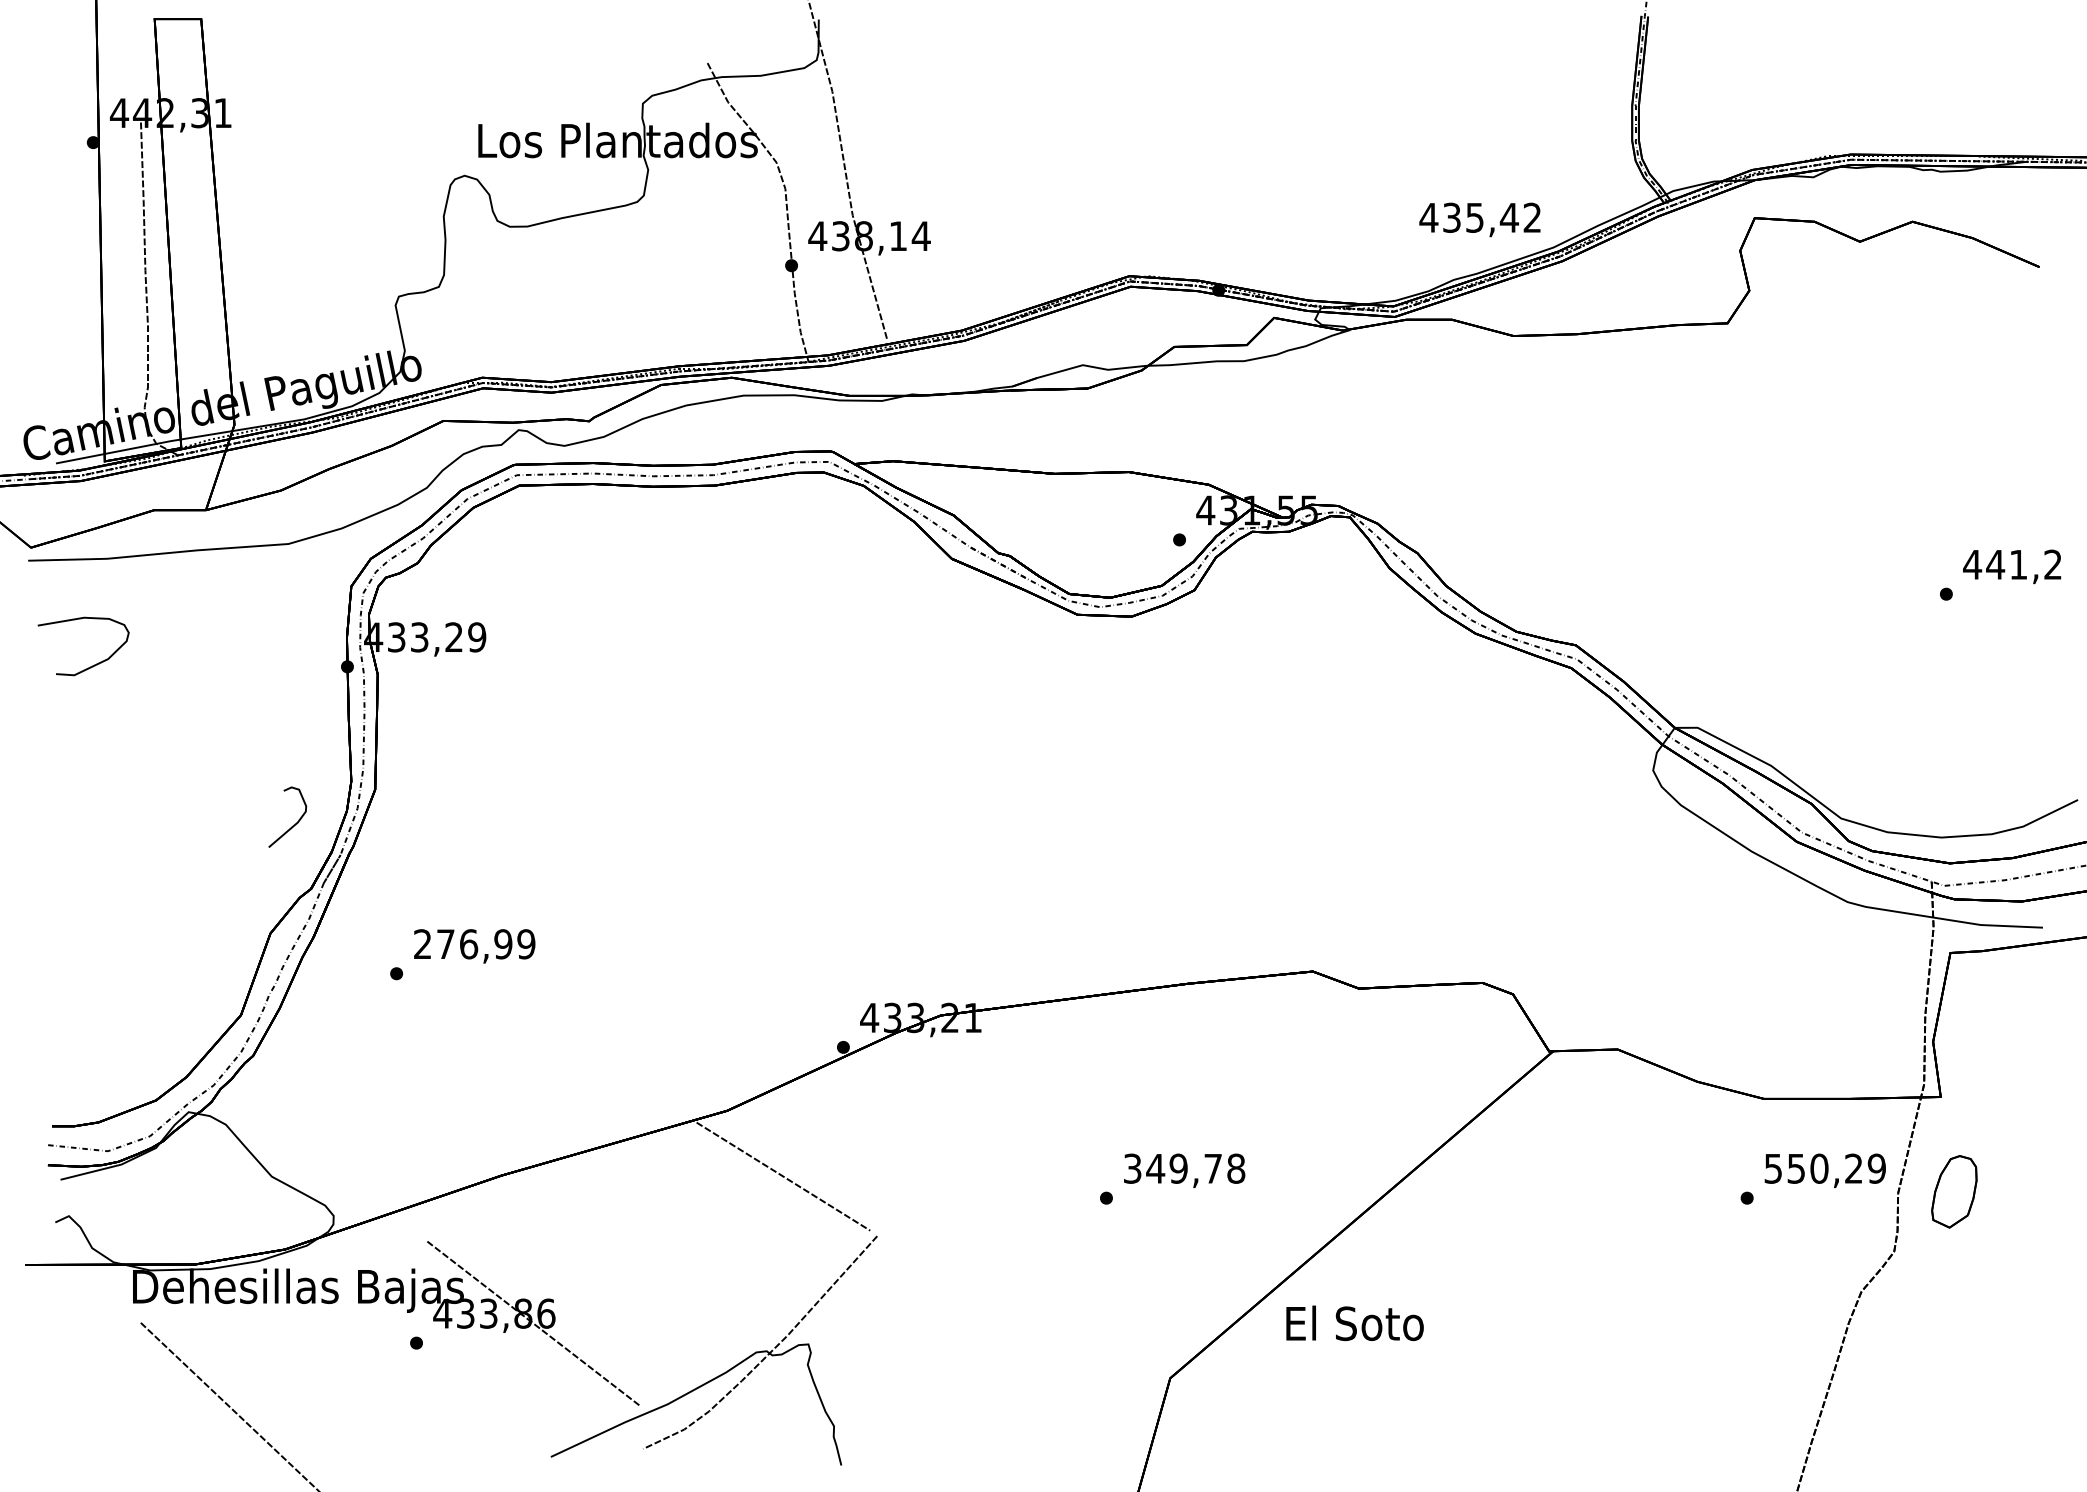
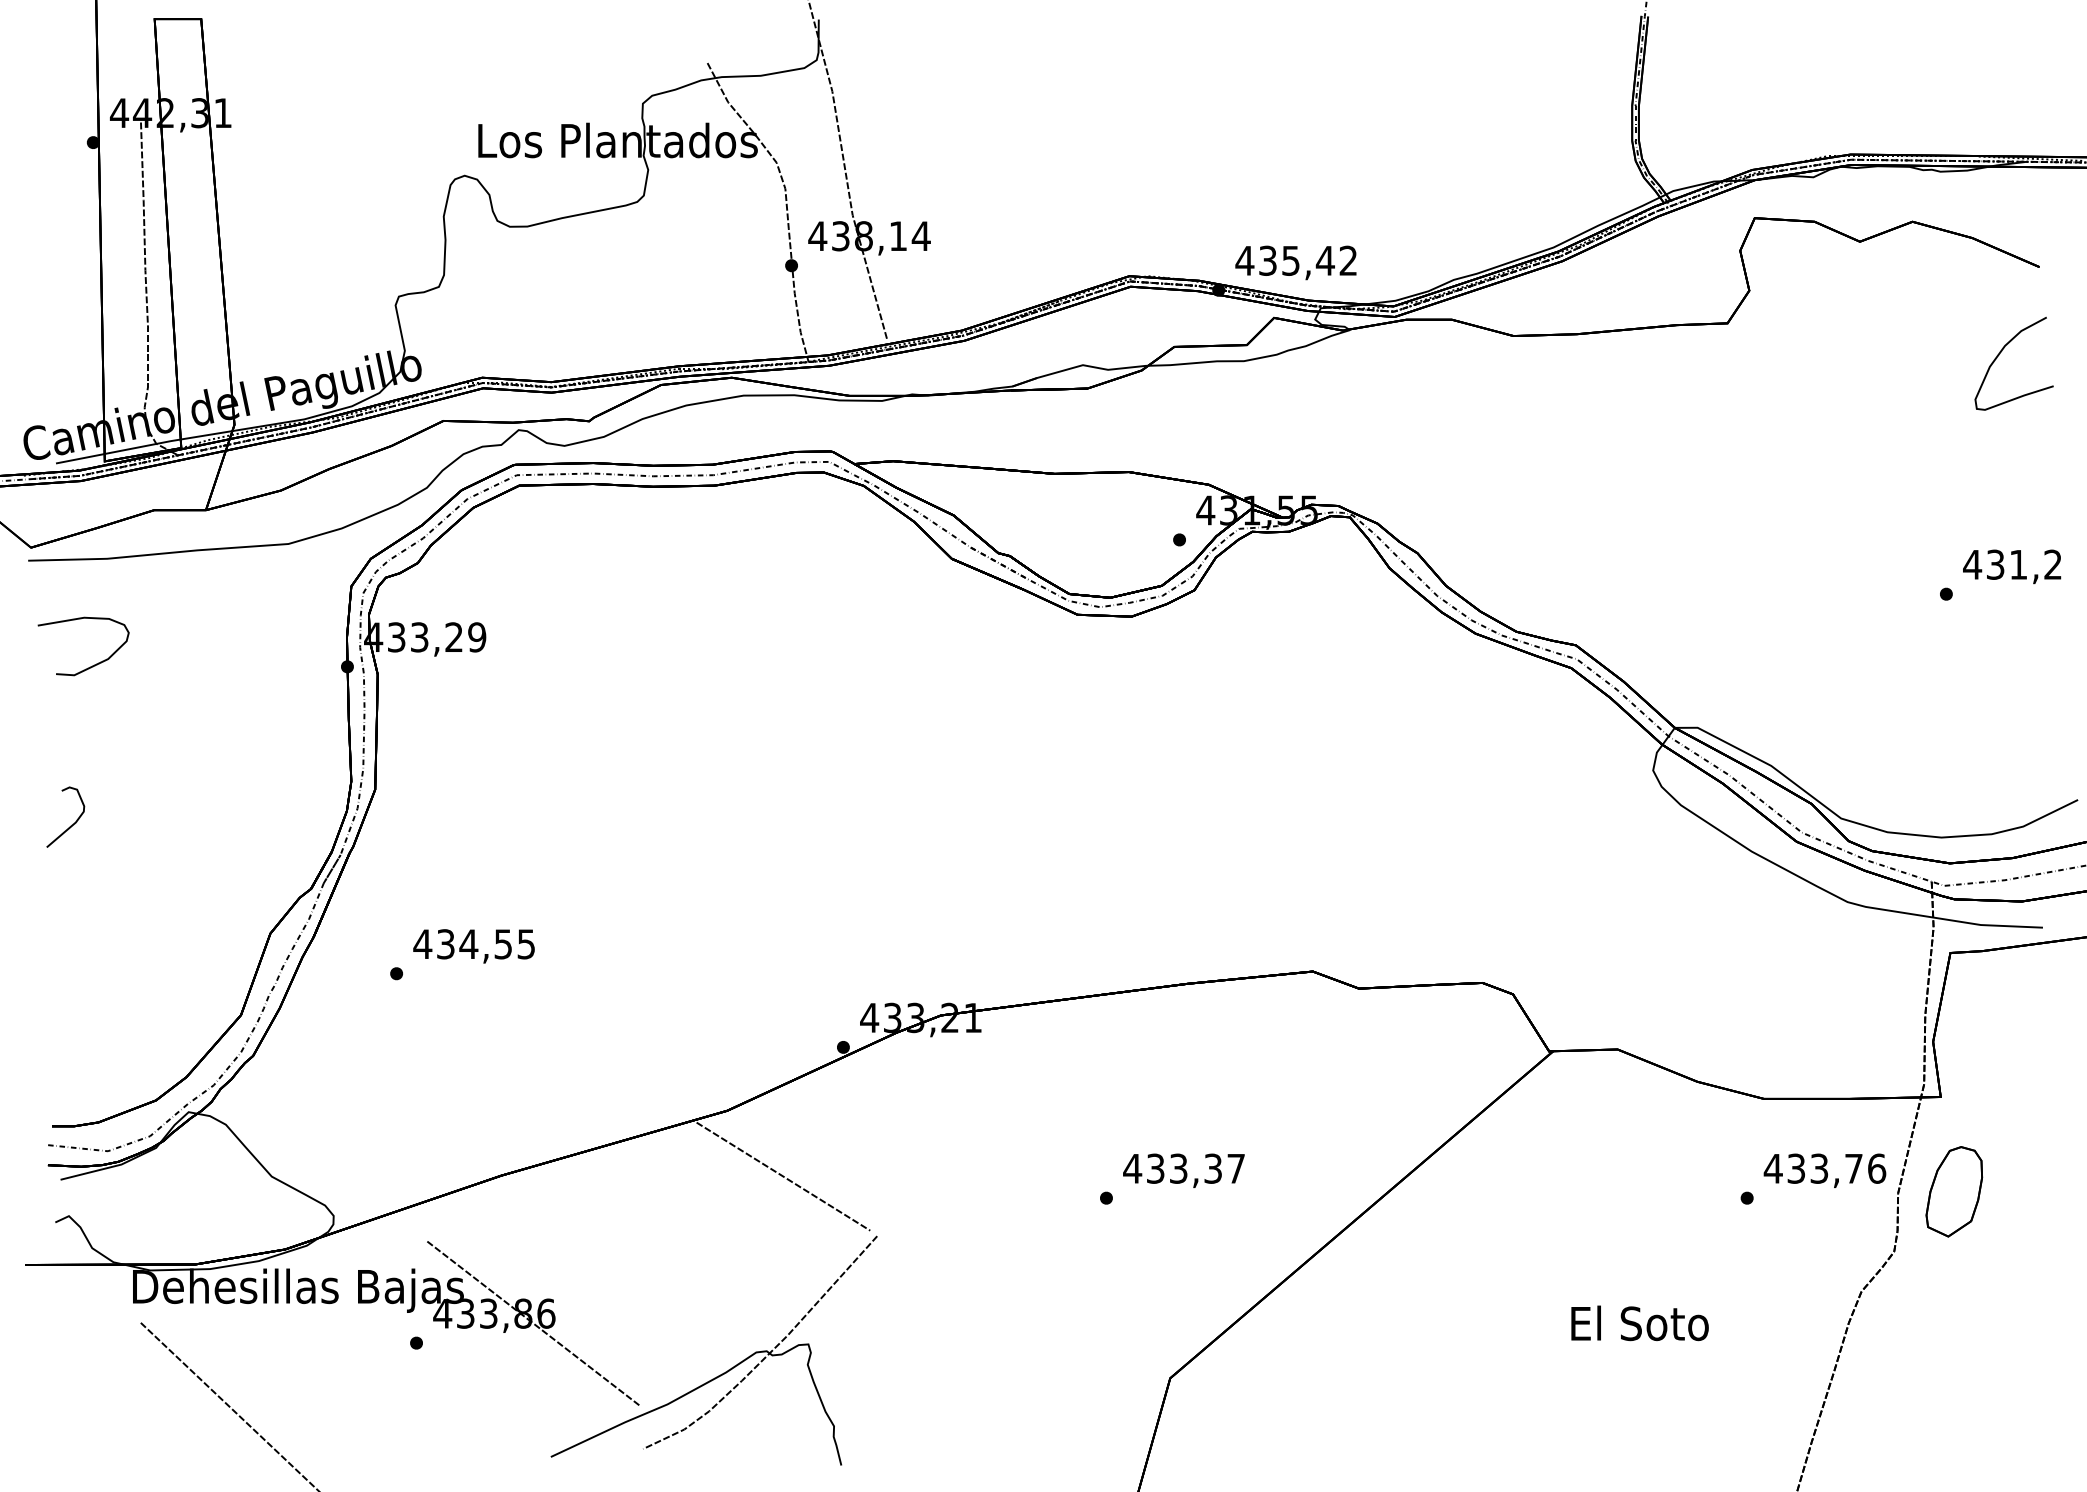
text position: (1479, 219) -> (1295, 262) (1295, 262)
curve: none -> present (1999, 355)
text: 441,2 -> 431,2 (1995, 564)
curve position: (292, 825) -> (70, 825) (70, 825)
text: 276,99 -> 434,55 (474, 944)
text: 349,78 -> 433,37 (1184, 1168)
text: 550,29 -> 433,76 (1824, 1168)
part size: 47x74 px -> 59x92 px (1954, 1191)
text position: (1354, 1323) -> (1639, 1323) (1639, 1323)
